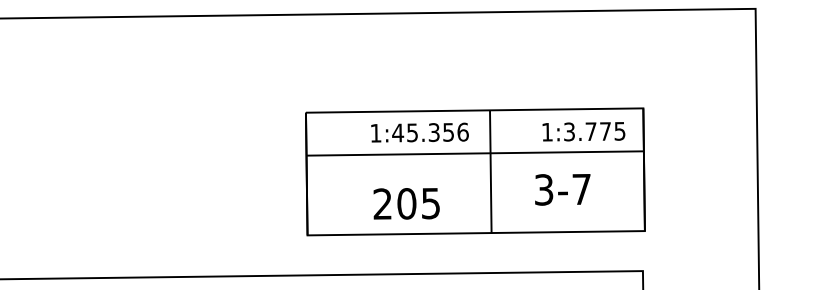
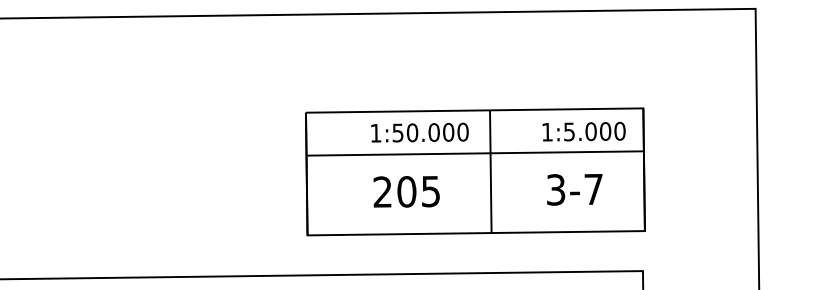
text: 1:3.775 -> 1:5.000 (594, 131)
text: 1:45.356 -> 1:50.000 (430, 132)
text position: (562, 189) -> (574, 189) (574, 189)
text position: (406, 203) -> (406, 191) (406, 191)
